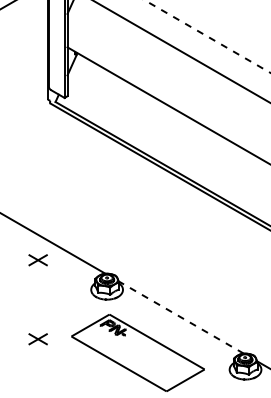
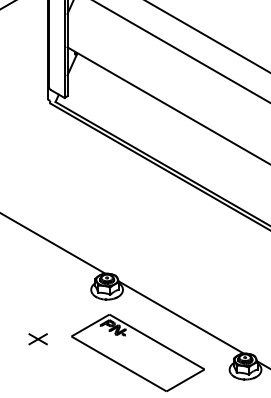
line: dashed -> solid (207, 36)
part: present -> none (37, 260)
line: dashed -> solid (180, 317)
